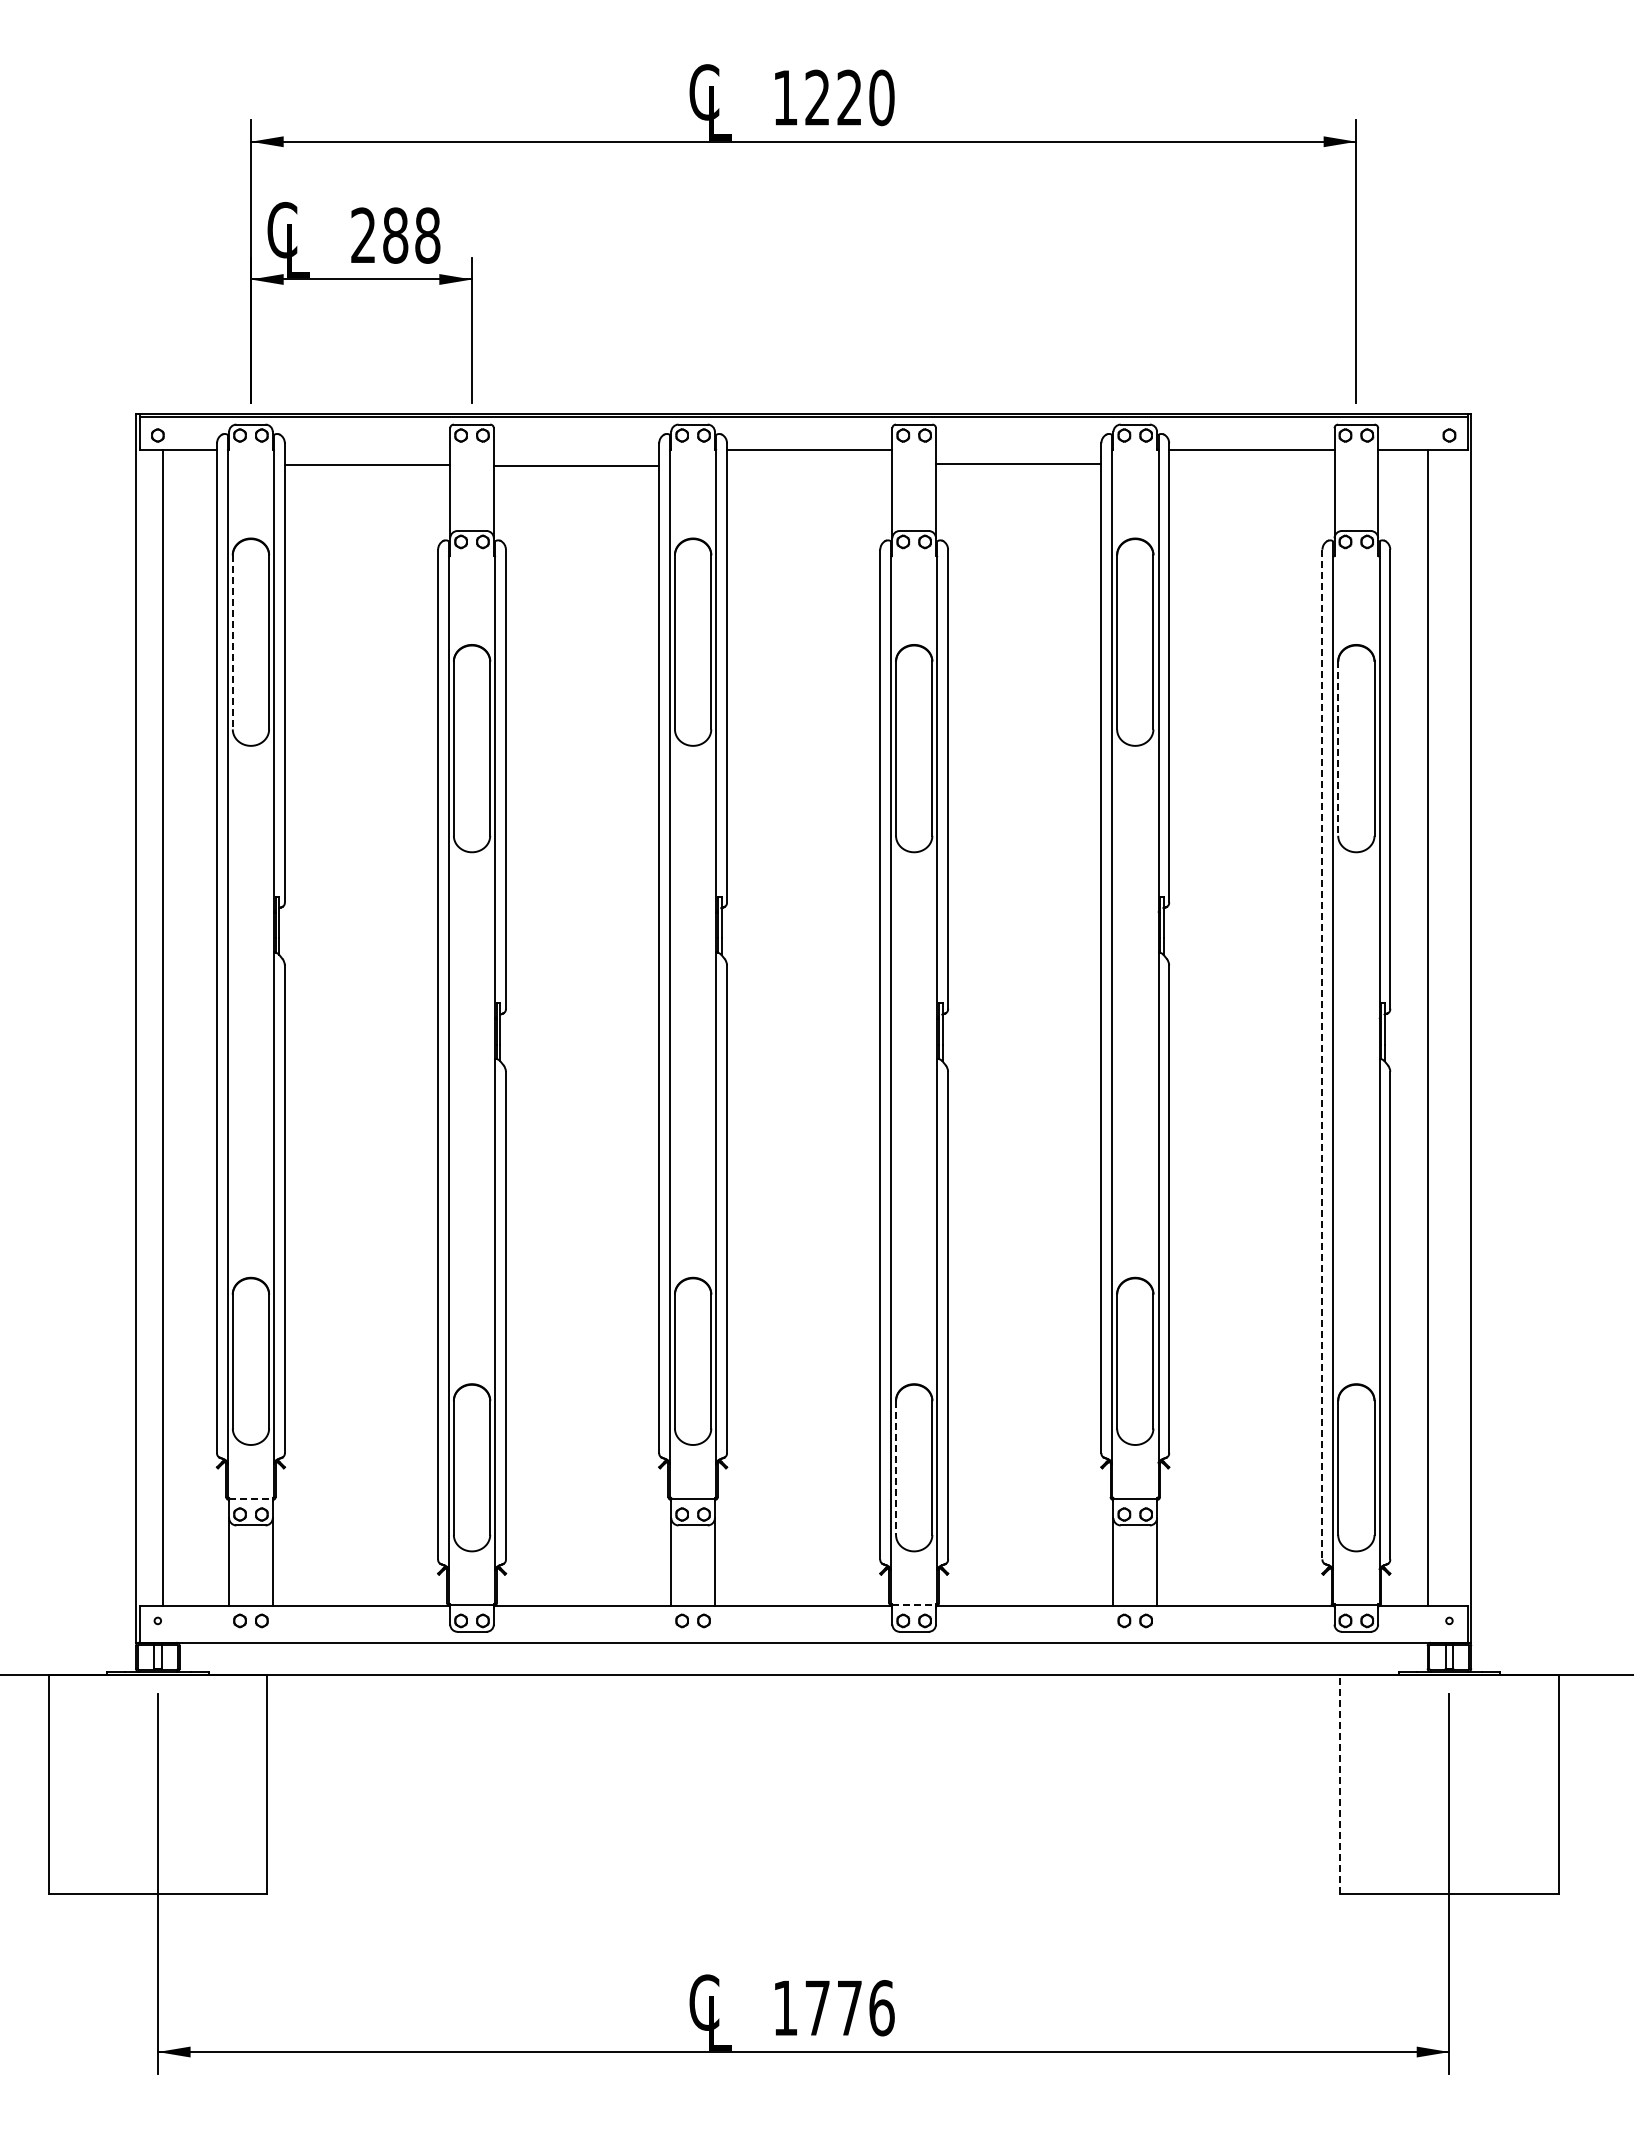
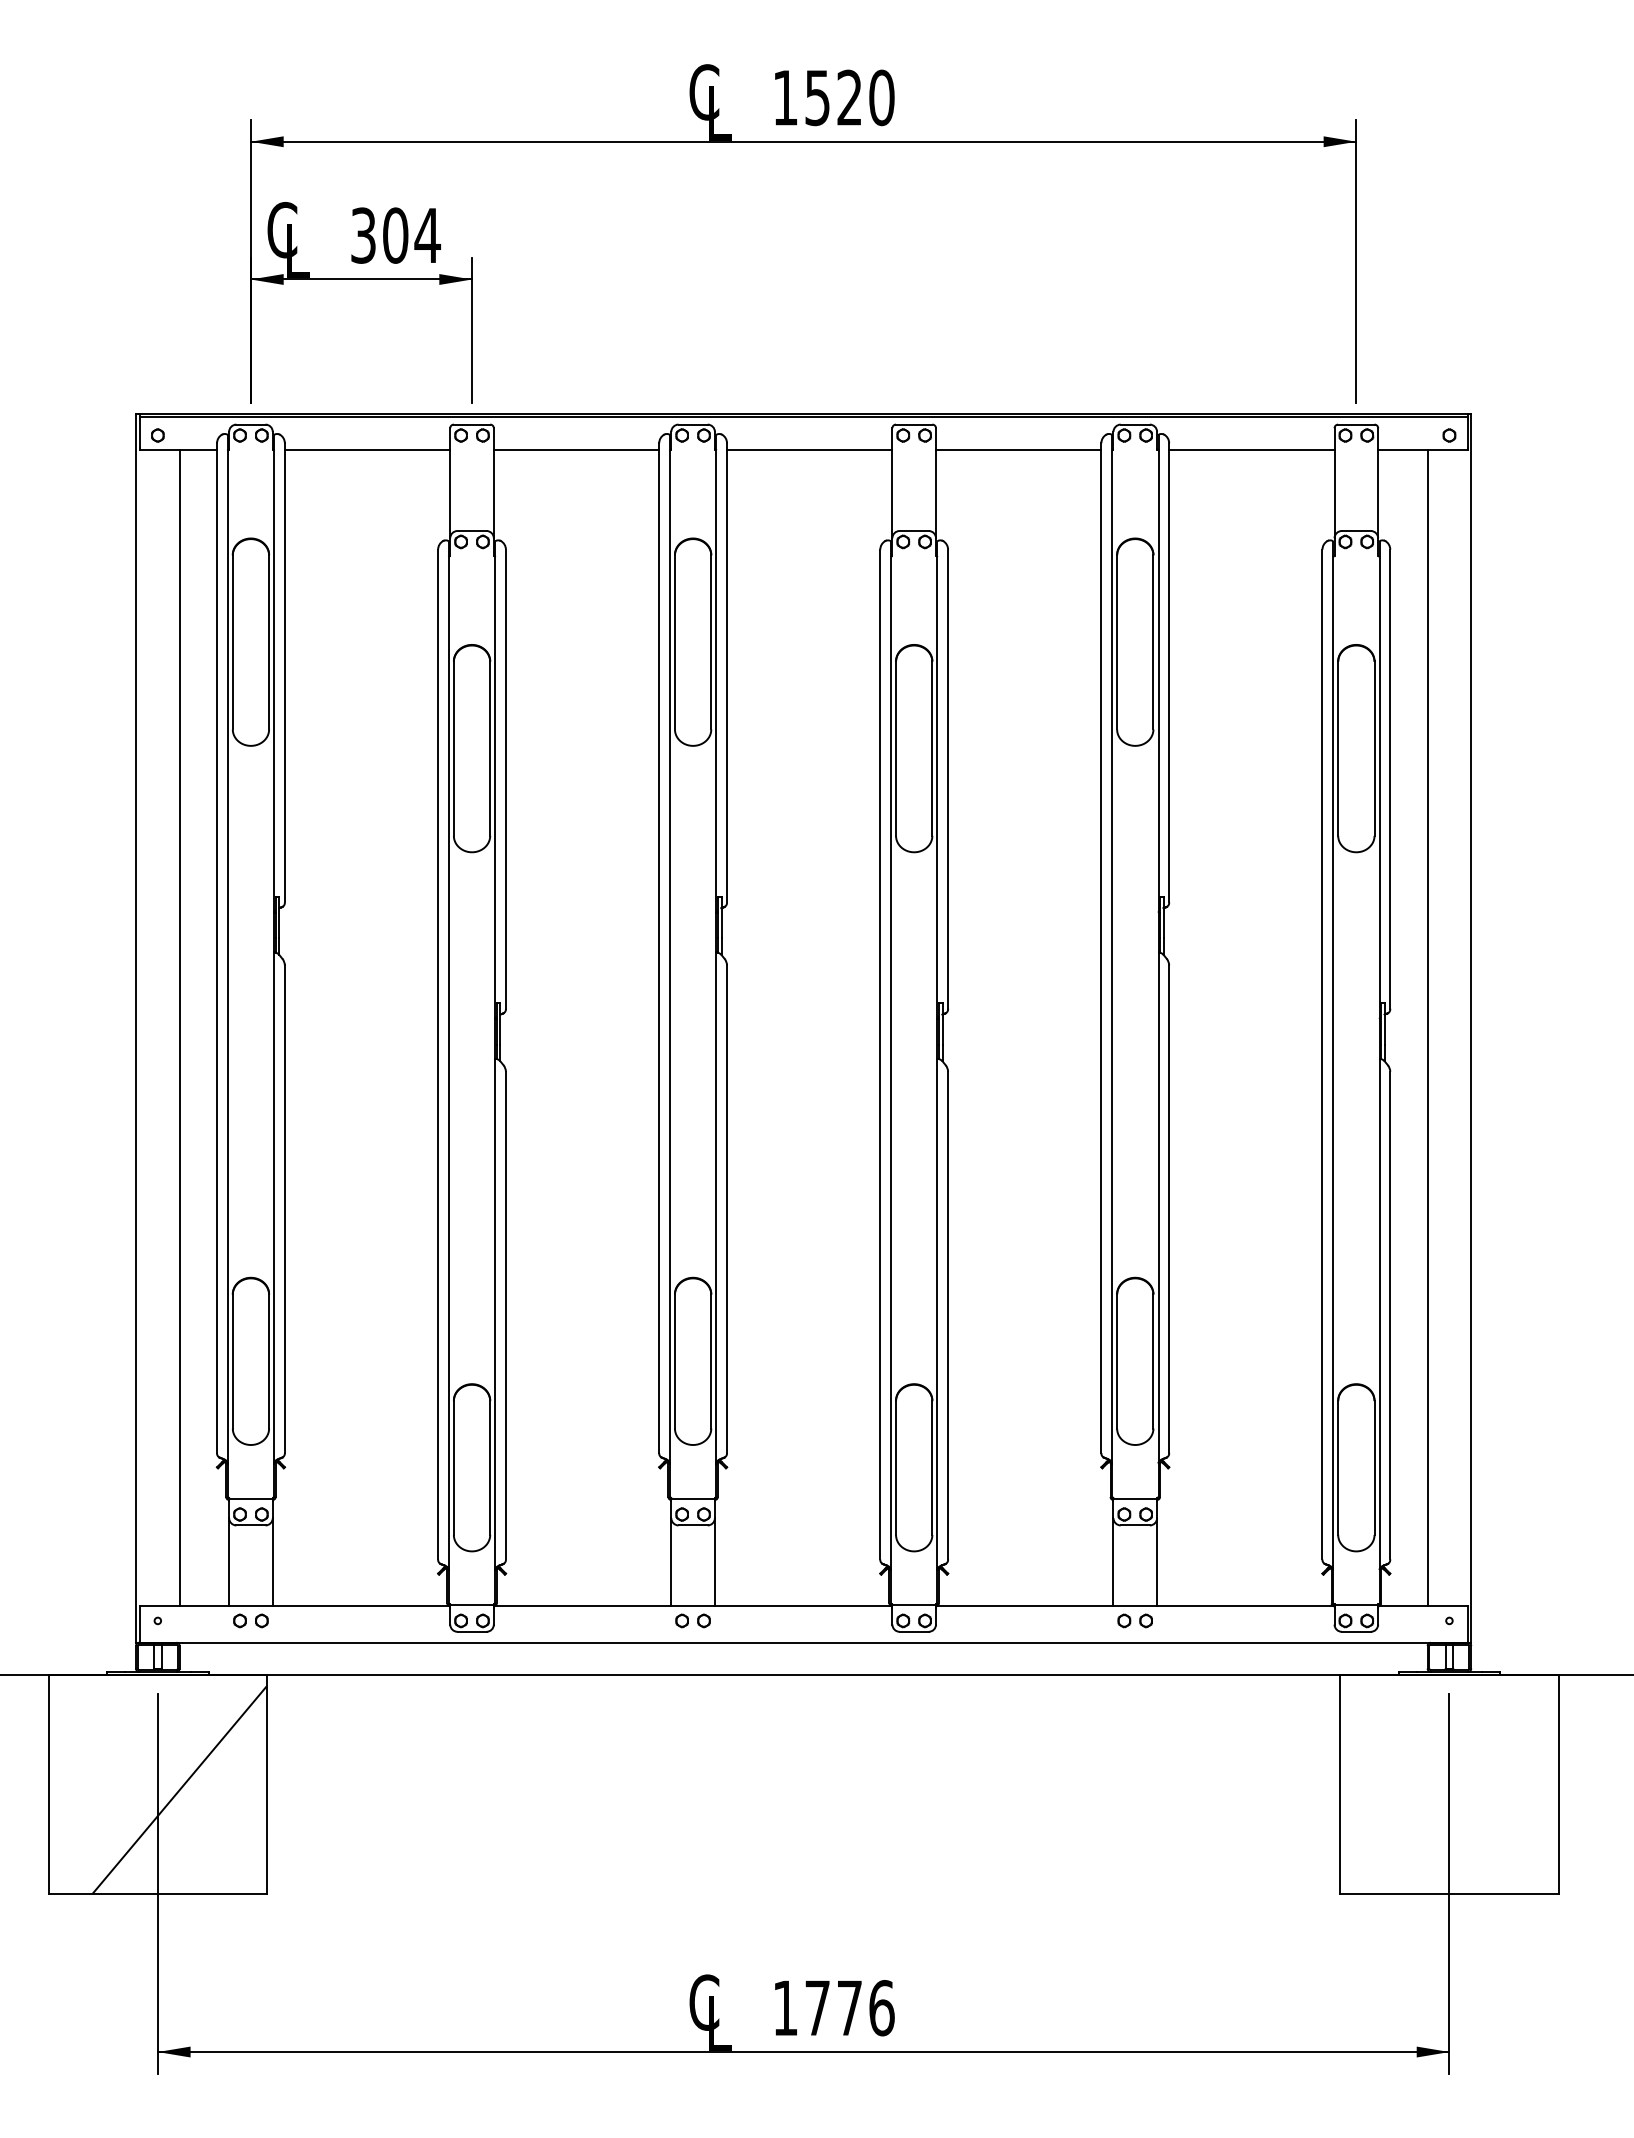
text: 1220 -> 1520 (817, 97)
text: 288 -> 304 (396, 235)
line position: (1018, 464) -> (1018, 450) (1018, 450)
line position: (367, 465) -> (367, 450) (367, 450)
line position: (576, 466) -> (576, 450) (576, 450)
line: dashed -> solid (232, 642)
line: dashed -> solid (1338, 749)
line position: (162, 1028) -> (179, 1028) (179, 1028)
line: dashed -> solid (1322, 1054)
line: dashed -> solid (896, 1468)
line: dashed -> solid (250, 1498)
line: dashed -> solid (914, 1604)
line: dashed -> solid (1340, 1784)
hatch: none -> present (179, 1789)
